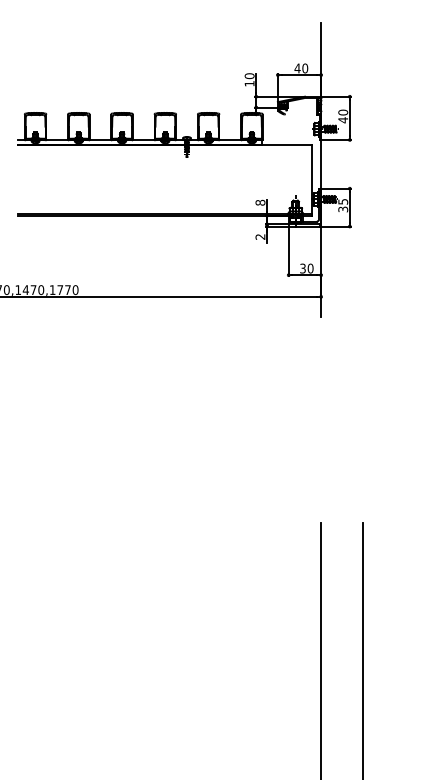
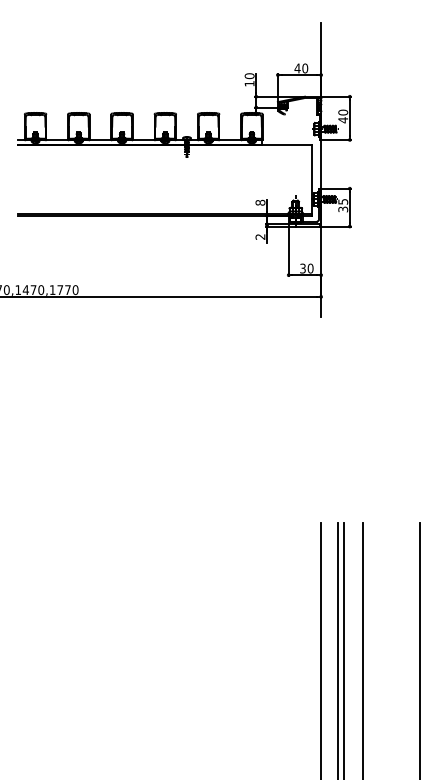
line: none -> present (338, 649)
line: none -> present (343, 649)
line: none -> present (420, 649)
